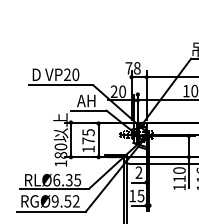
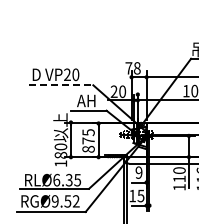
line: solid -> dashed (61, 85)
text: 175 -> 875 (88, 148)
text: 2 -> 9 (138, 172)
